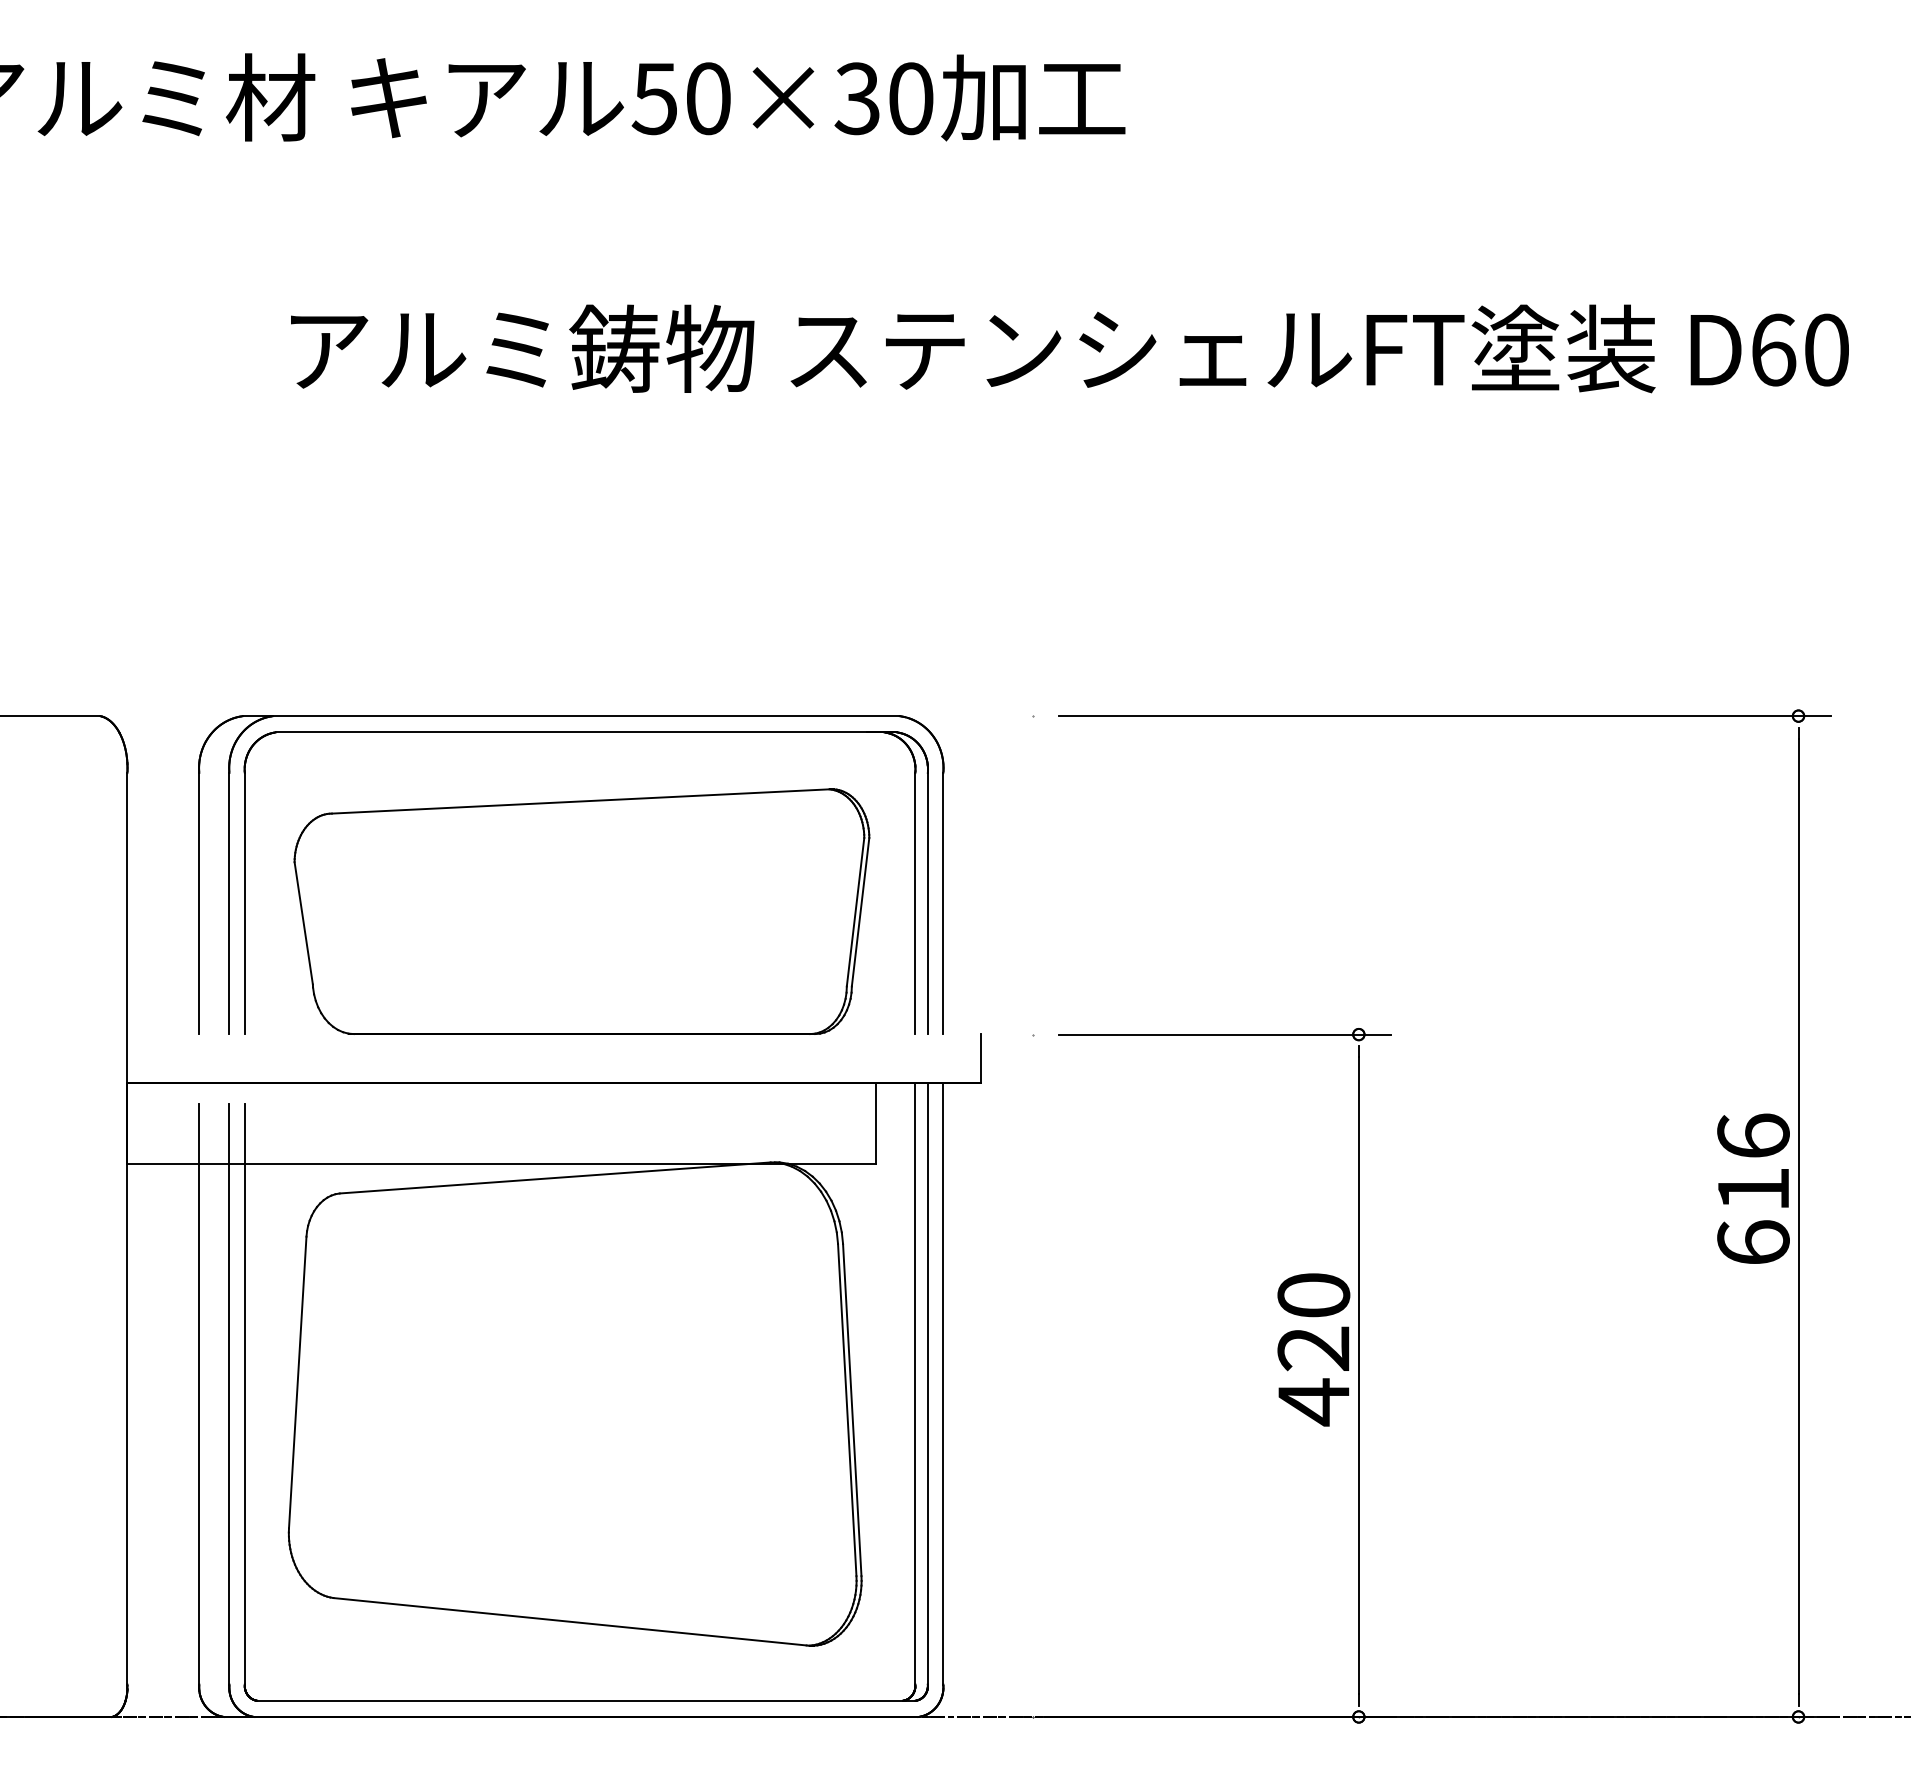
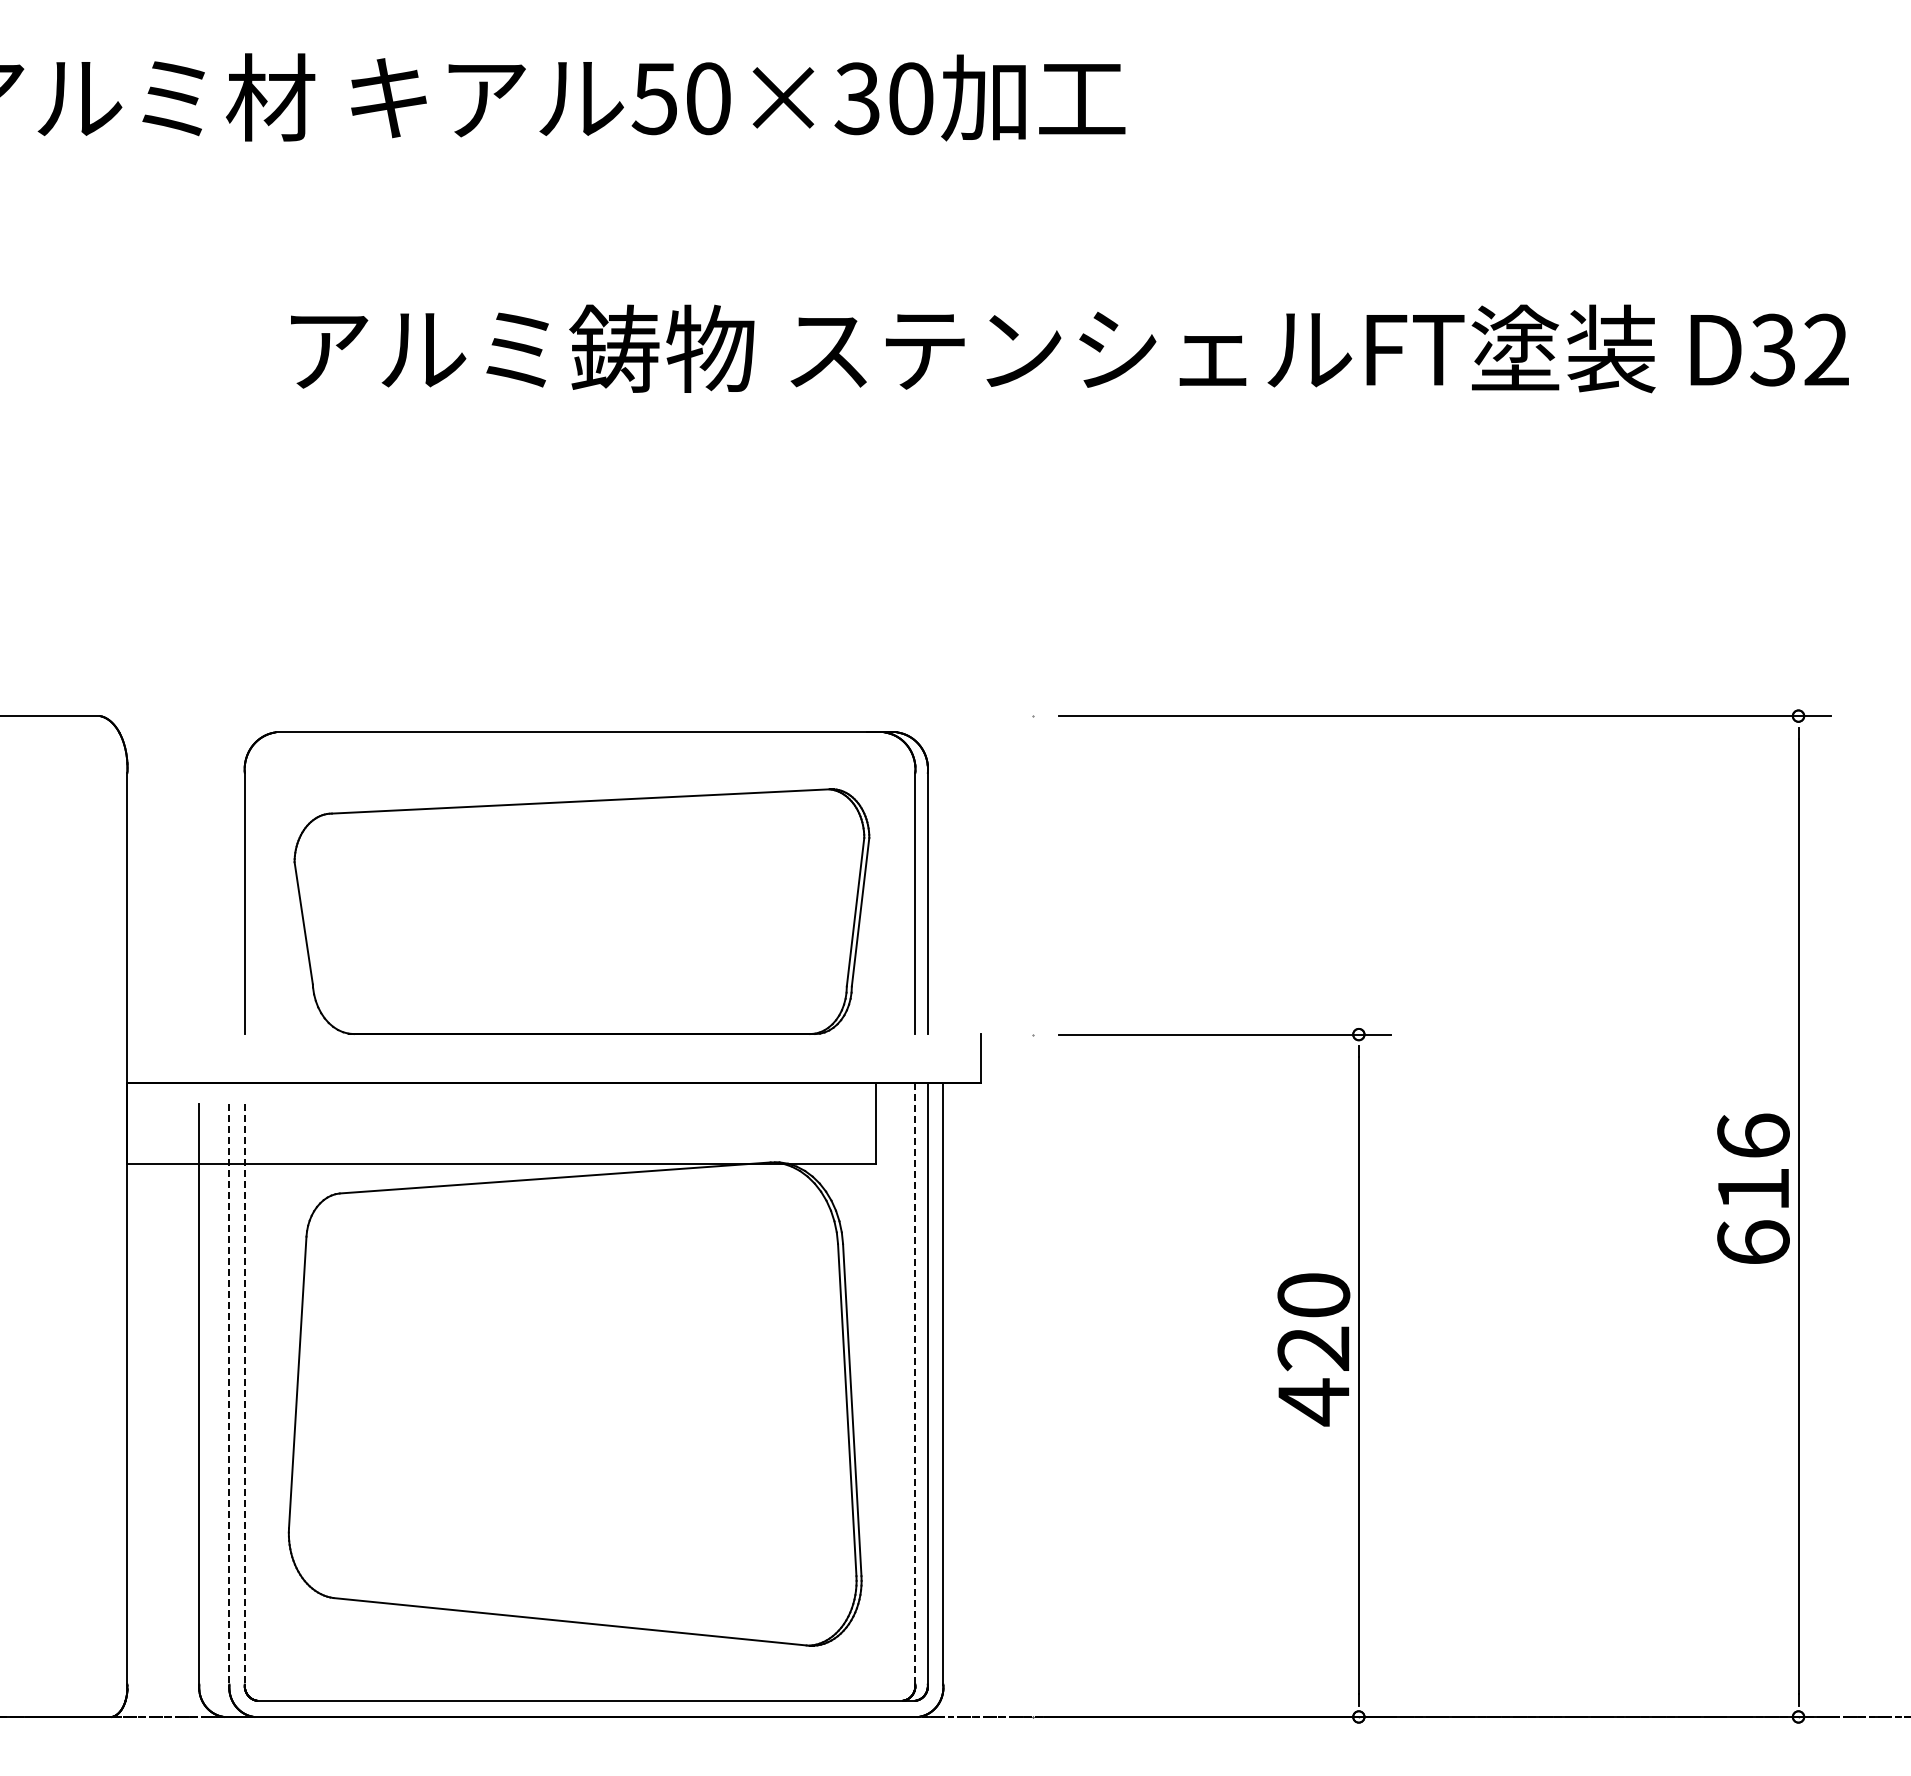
text: D60 -> D32 (1799, 349)
part: present -> none (571, 716)
line: solid -> dashed (915, 1383)
line: solid -> dashed (229, 1394)
line: solid -> dashed (244, 1394)
